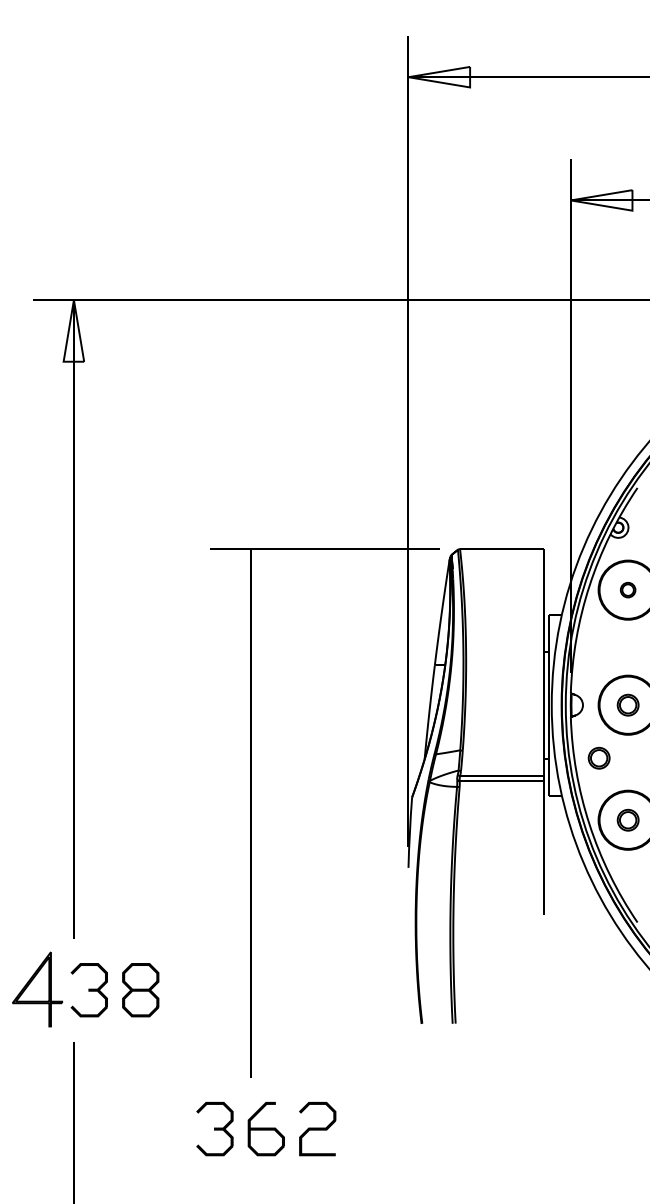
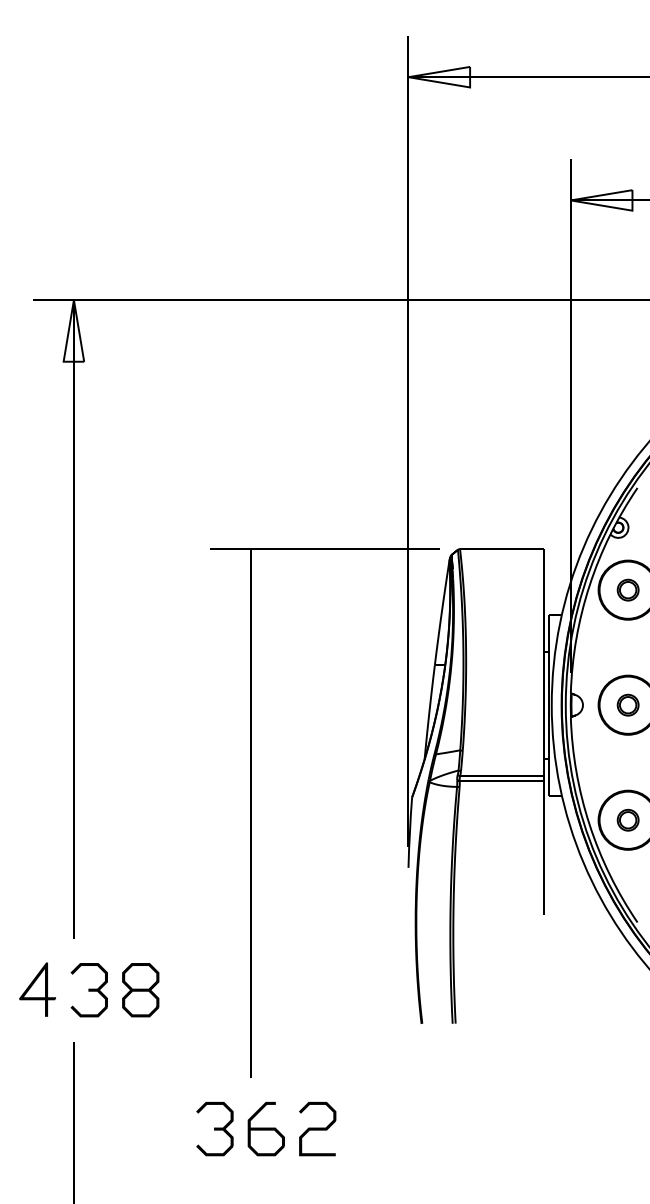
part size: 17x17 px -> 24x24 px (627, 589)
part: present -> none (598, 757)
part size: 52x77 px -> 37x55 px (37, 989)
